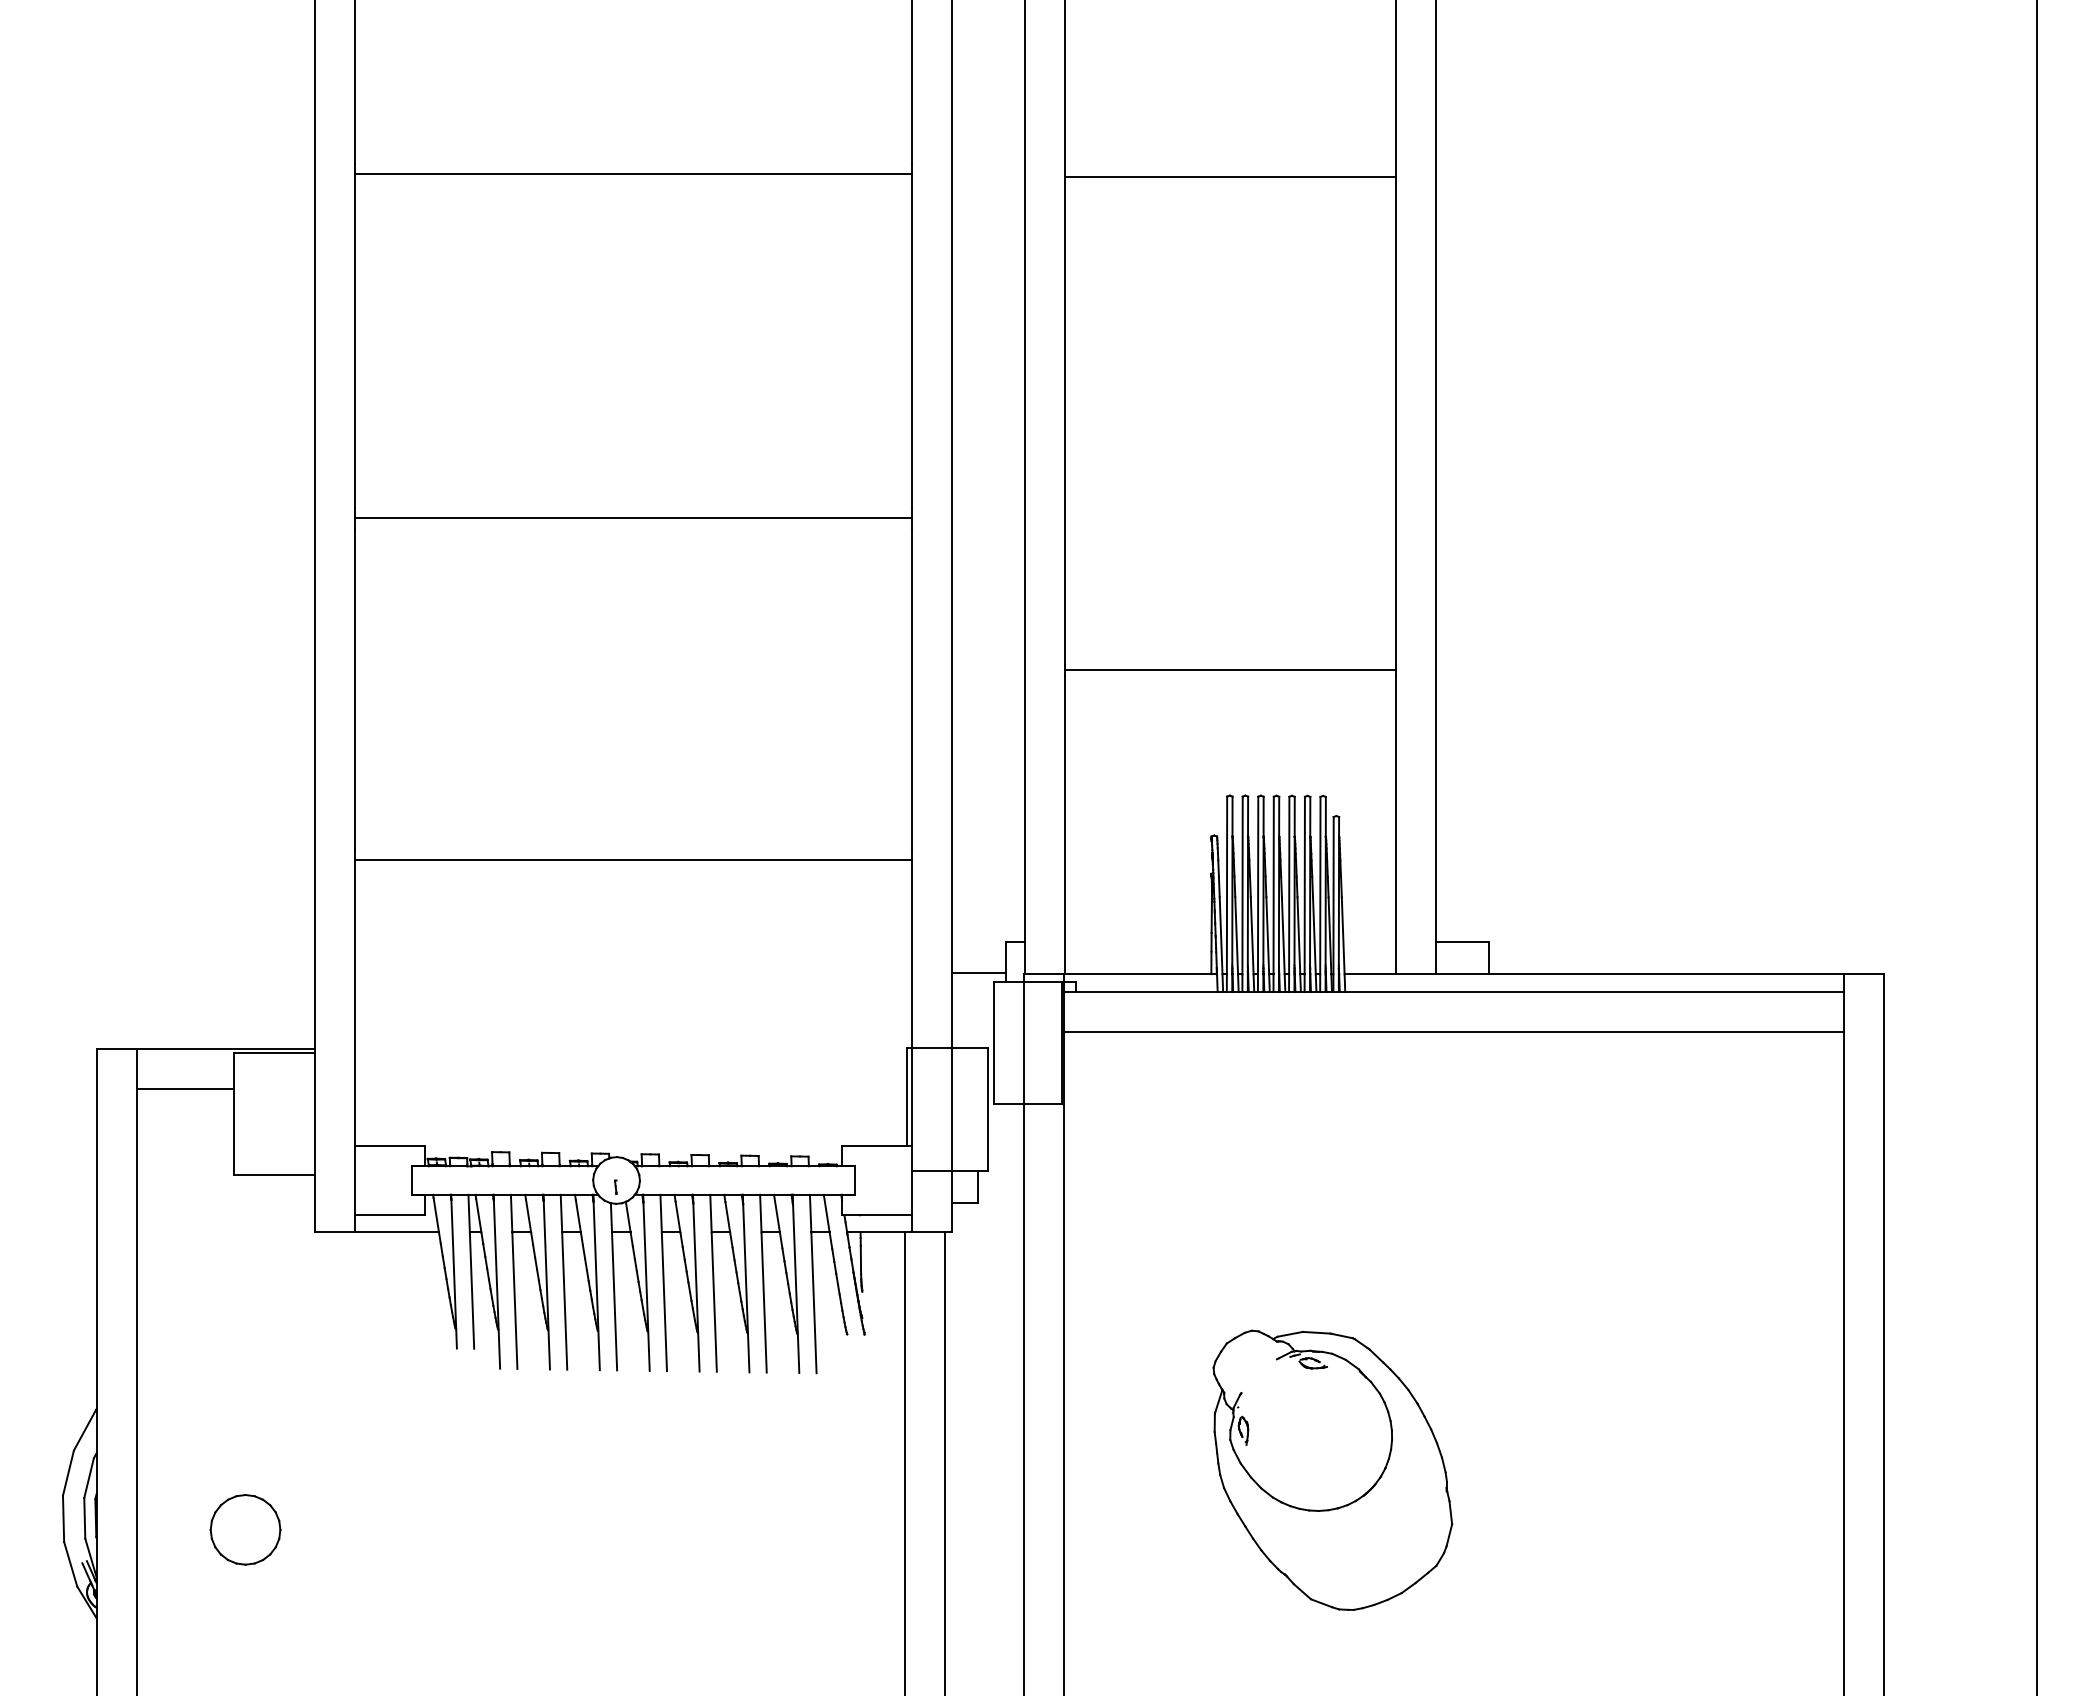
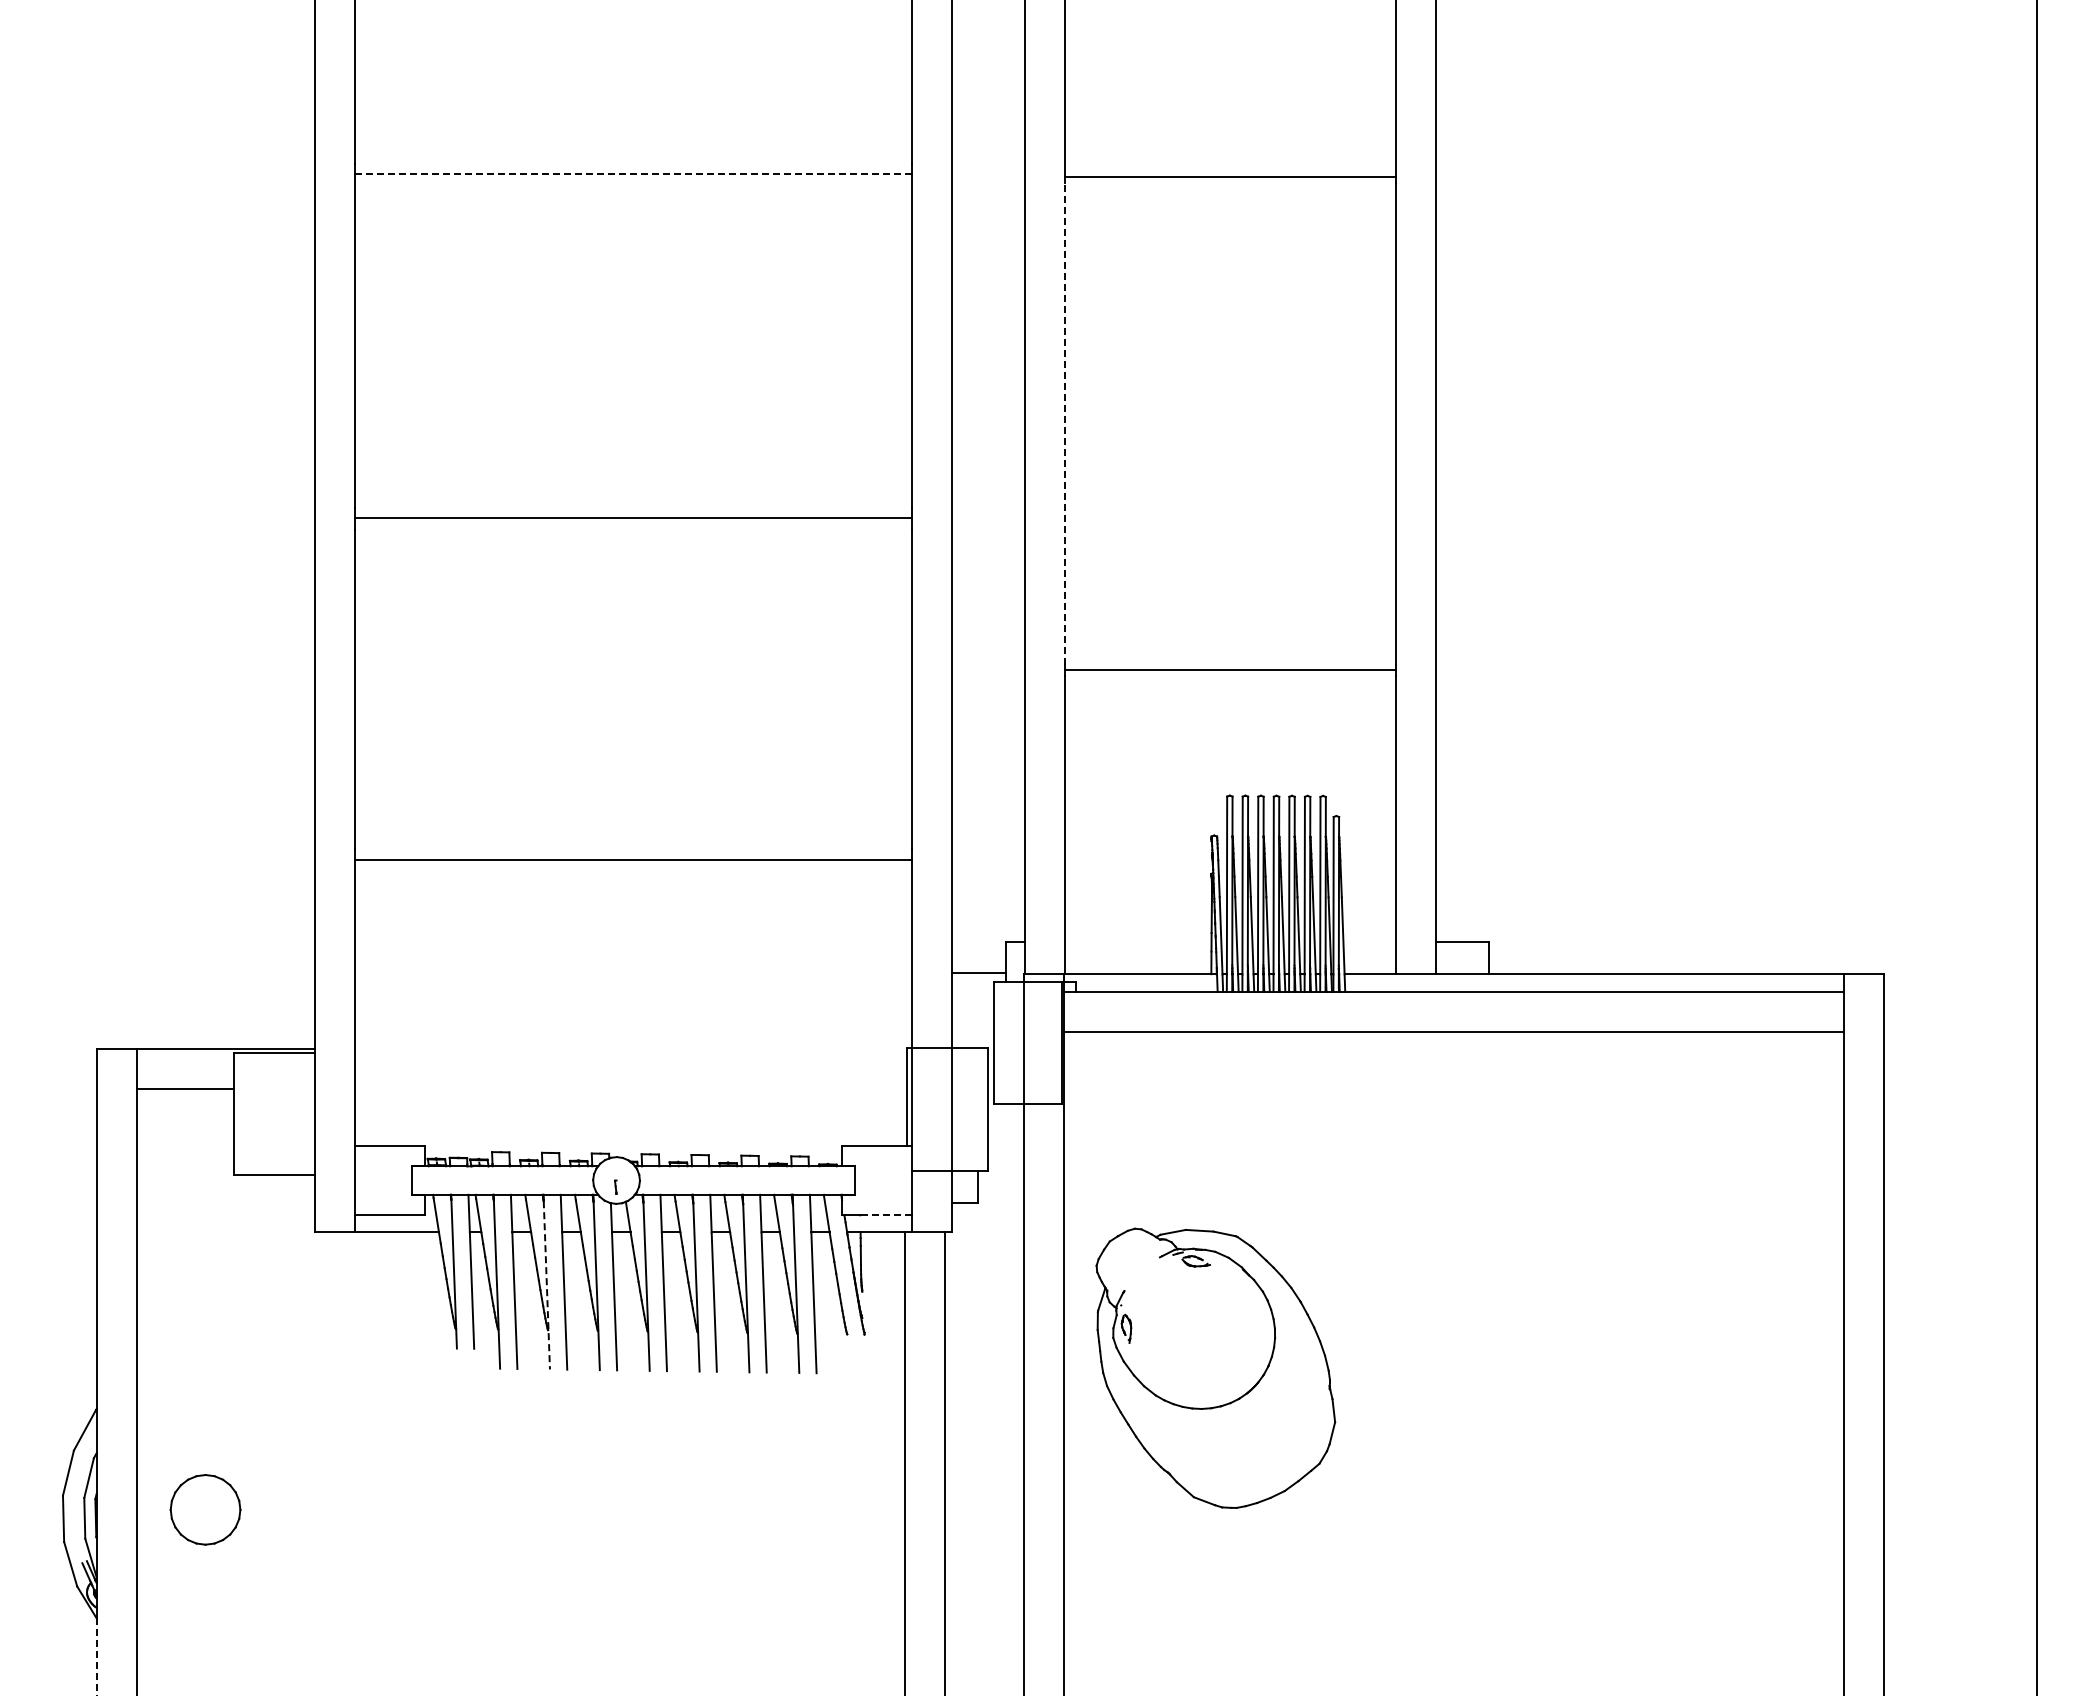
line: solid -> dashed (634, 173)
line: solid -> dashed (1065, 423)
line: solid -> dashed (886, 1215)
line: solid -> dashed (546, 1285)
part position: (1332, 1469) -> (1215, 1367) (1215, 1367)
part position: (245, 1529) -> (205, 1509) (205, 1509)
line: solid -> dashed (96, 1657)
